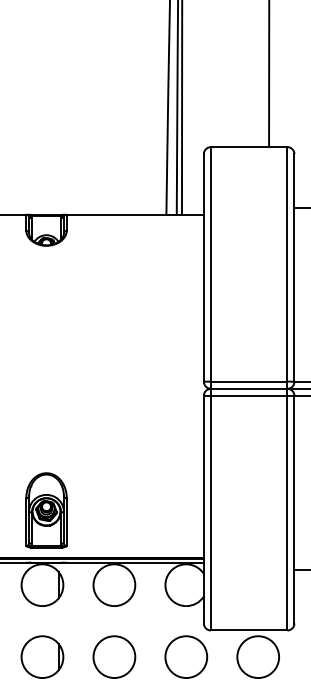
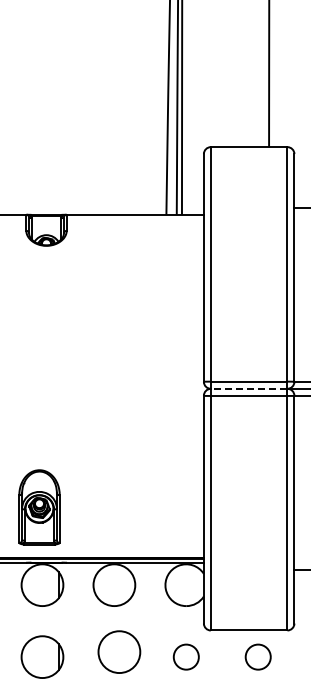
line: solid -> dashed (248, 388)
part position: (46, 510) -> (39, 507) (39, 507)
circle position: (114, 656) -> (119, 651) (119, 651)
circle diameter: 42 px -> 25 px (185, 656)
circle diameter: 42 px -> 25 px (257, 656)
